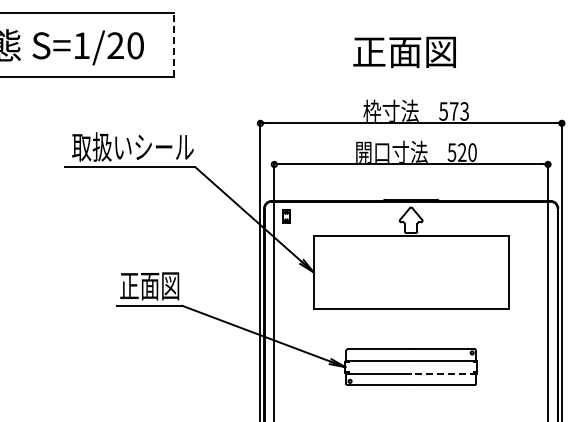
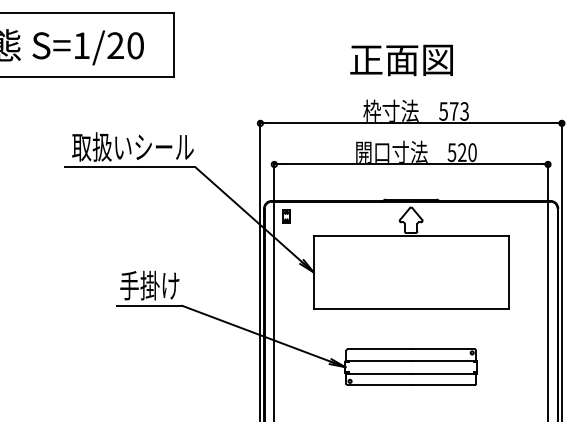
line: dashed -> solid (173, 44)
text position: (404, 52) -> (401, 60) (401, 60)
text: 正面図 -> 手掛け (149, 285)
line: dashed -> solid (443, 373)
